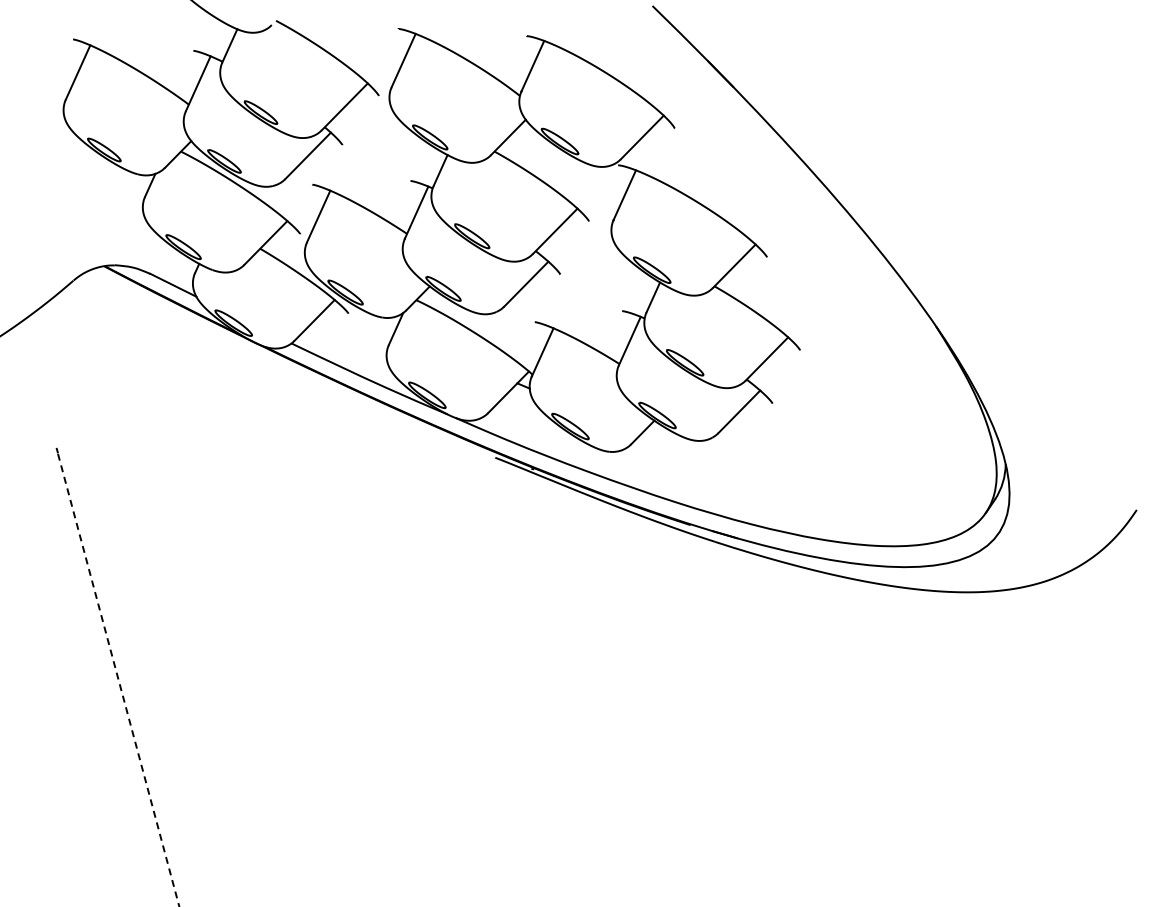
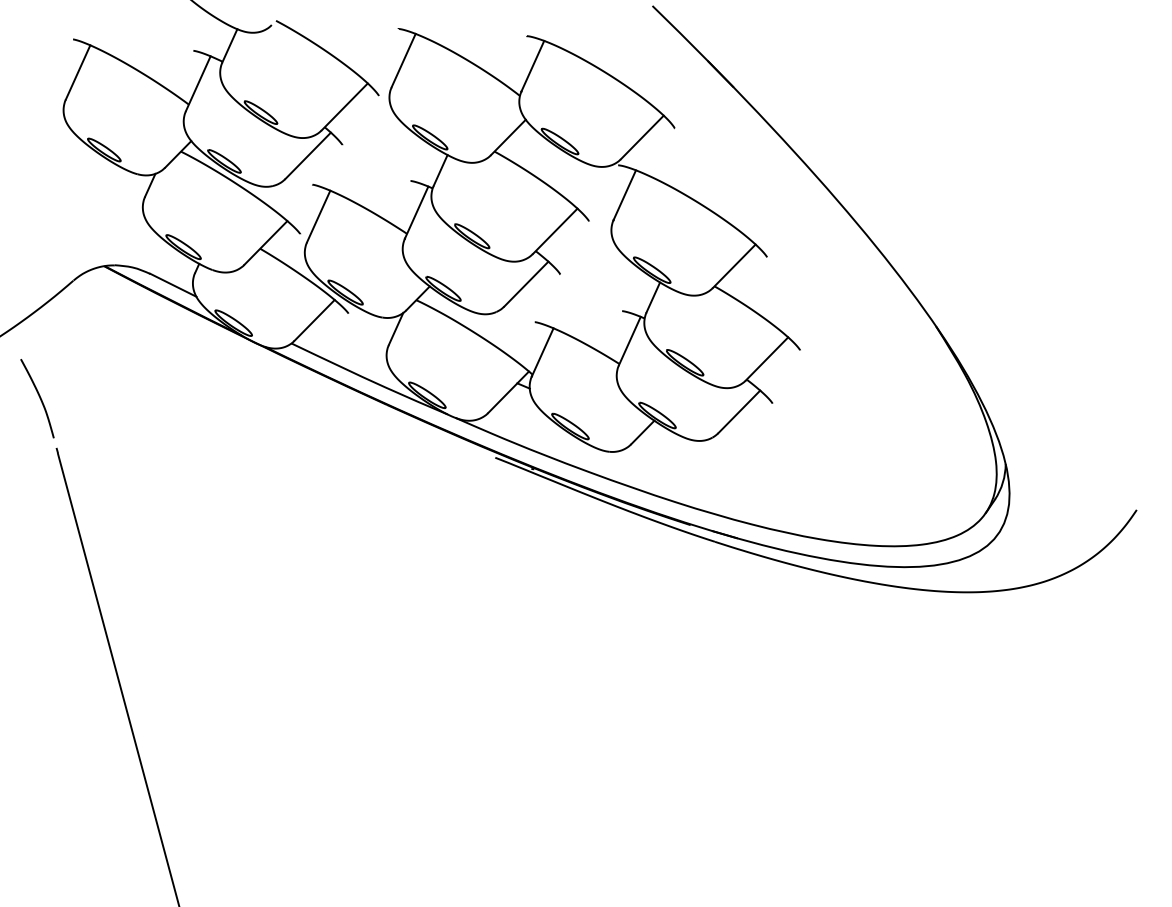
curve: none -> present (39, 398)
line: dashed -> solid (118, 680)
